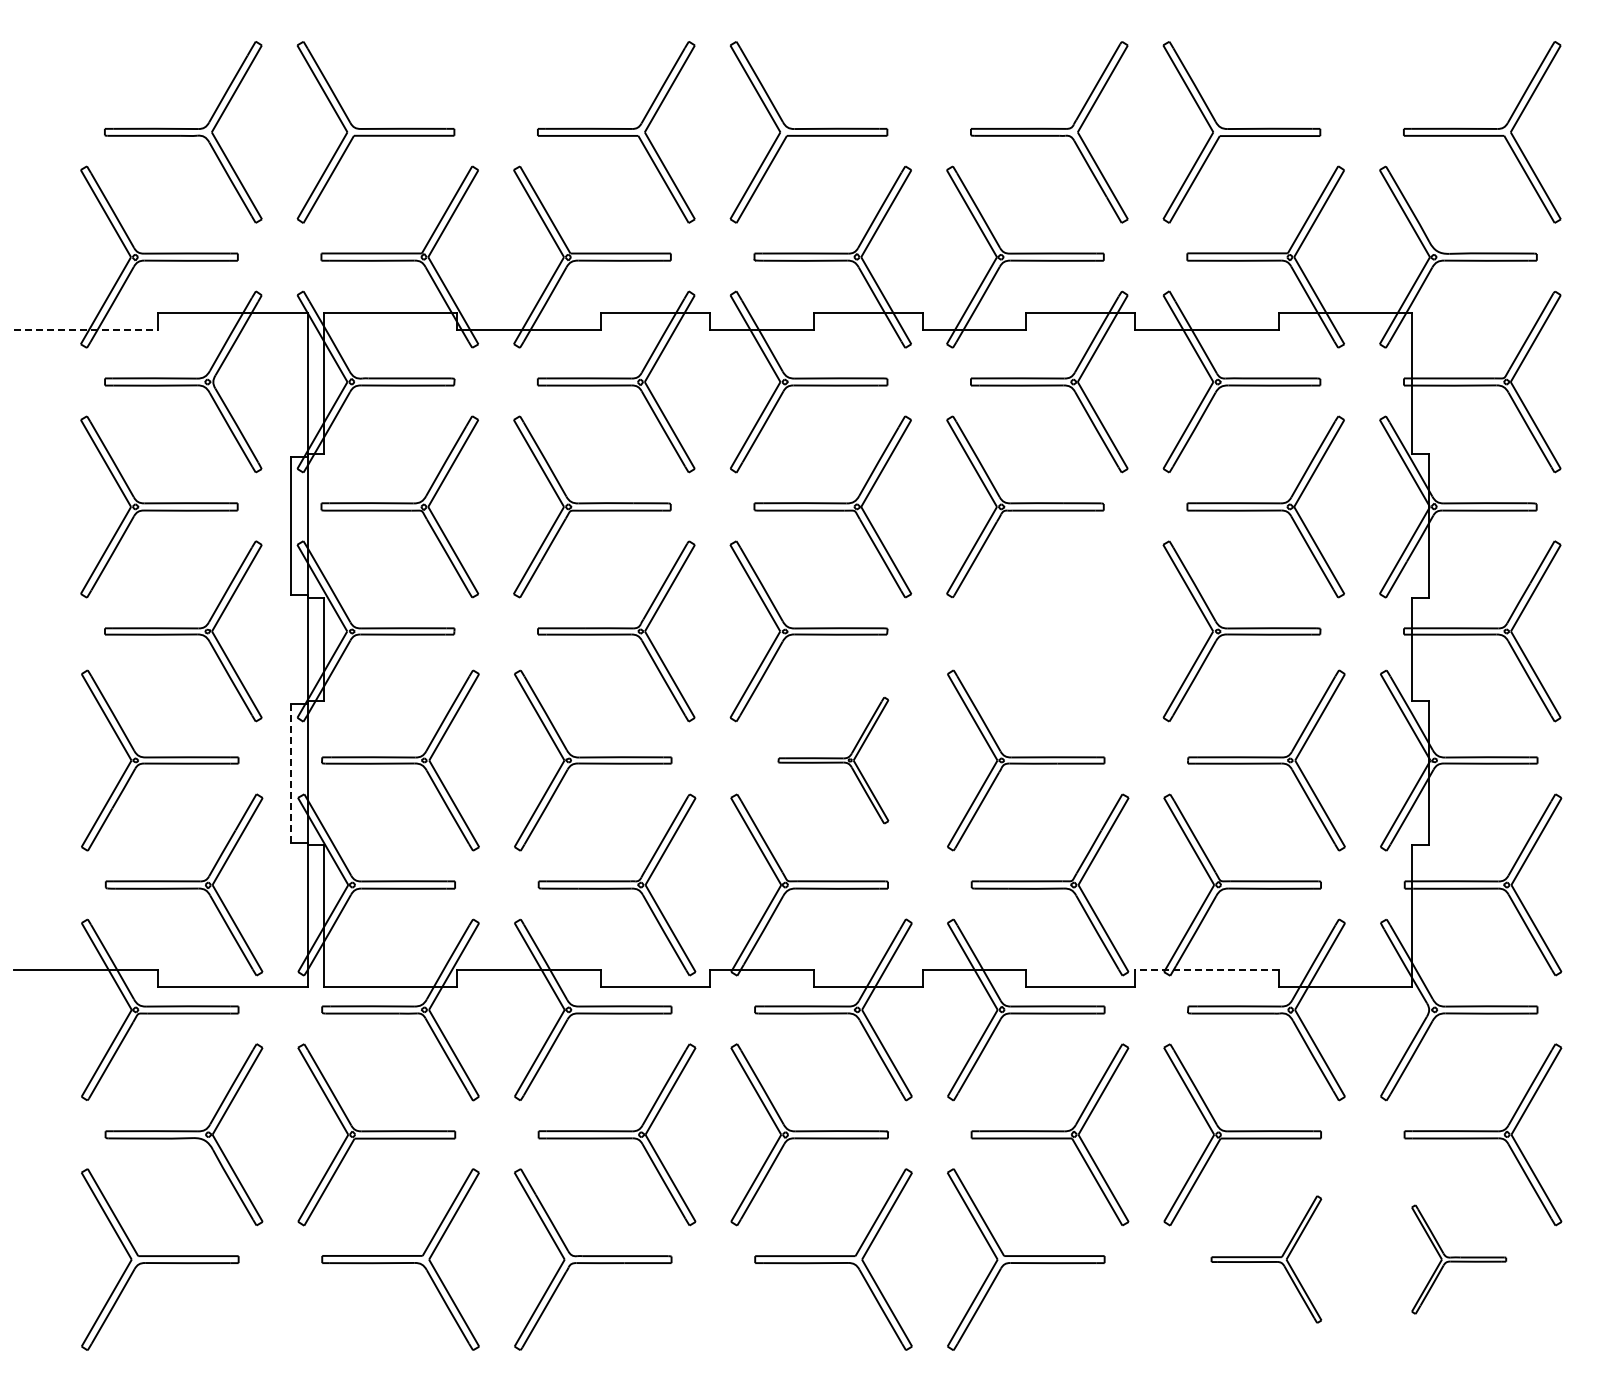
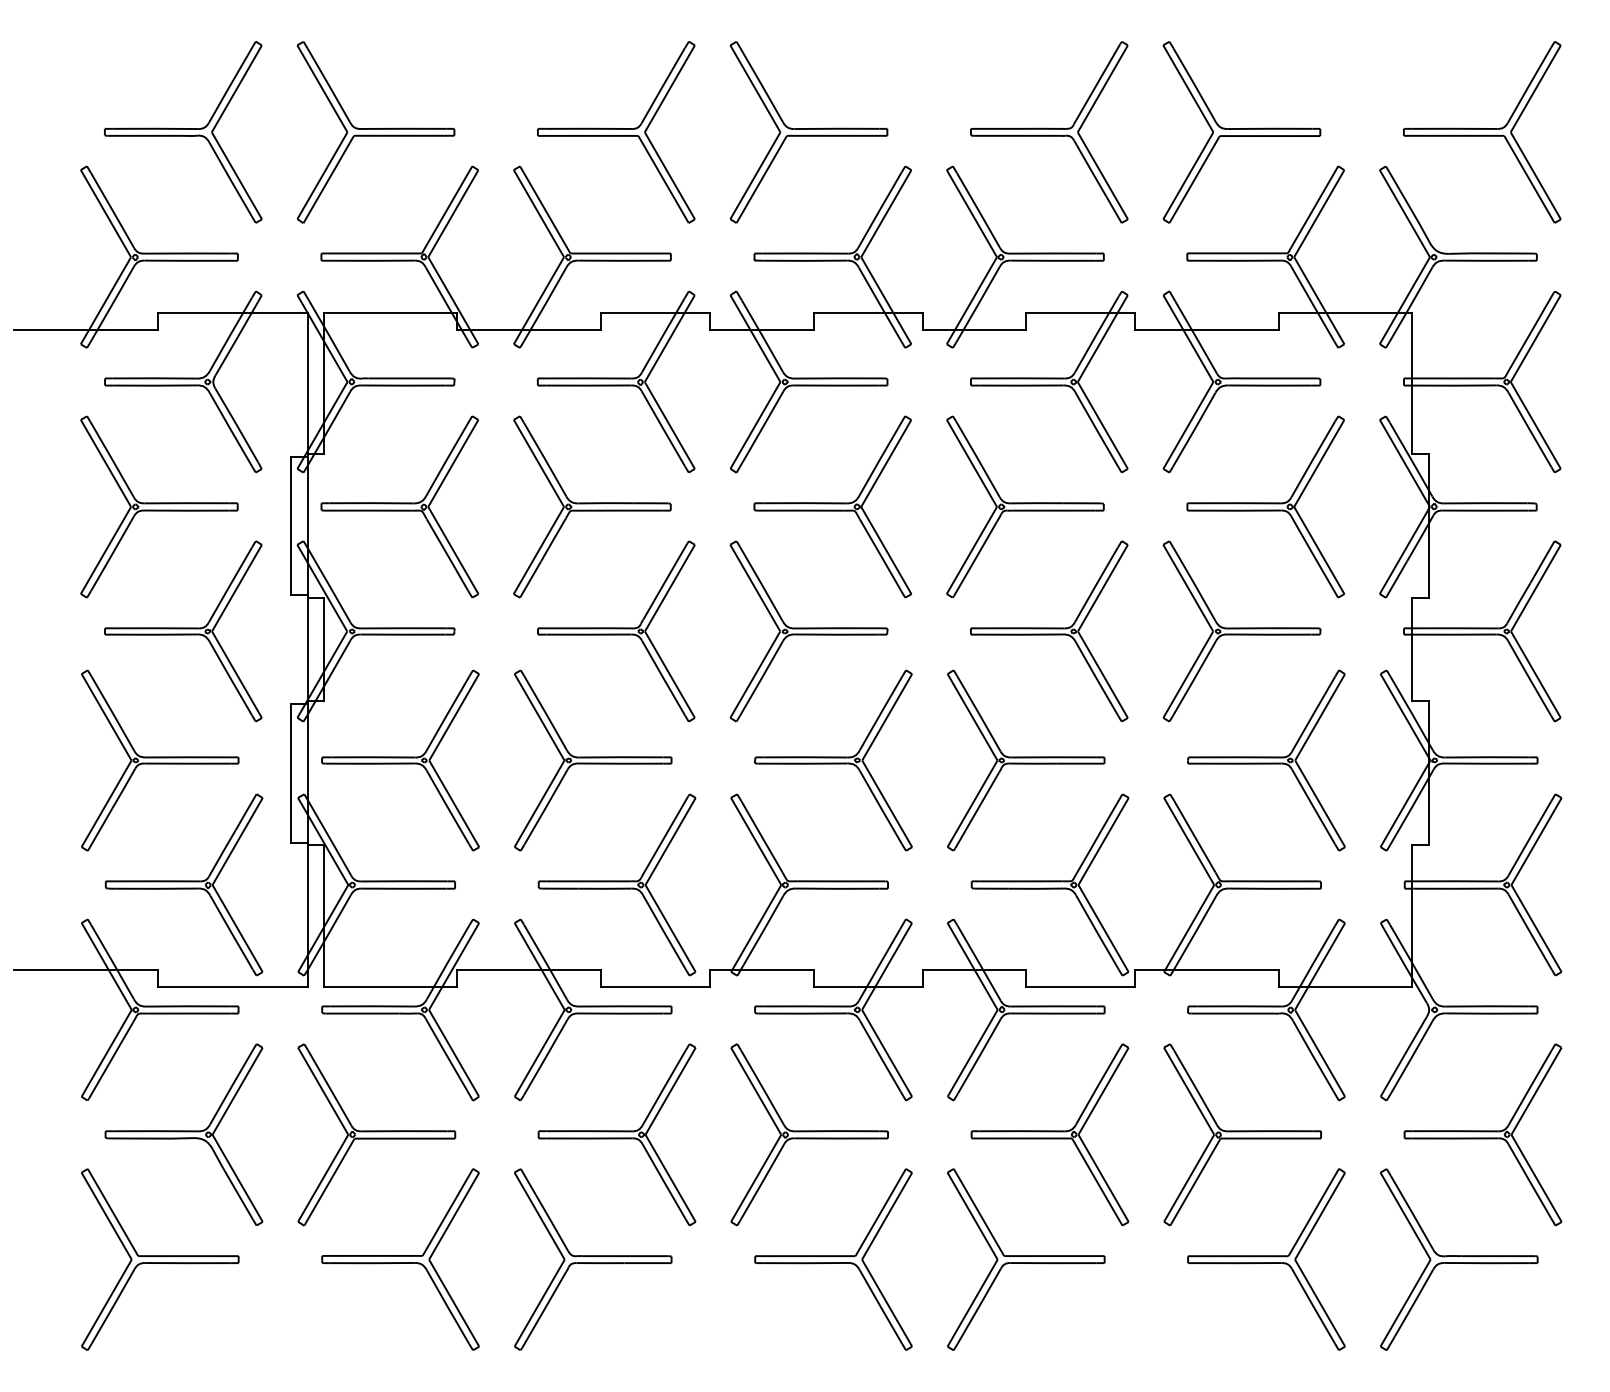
line: dashed -> solid (86, 329)
part: none -> present (1049, 631)
part size: 113x129 px -> 159x183 px (833, 760)
line: dashed -> solid (290, 773)
line: dashed -> solid (1206, 969)
part size: 113x129 px -> 159x183 px (1266, 1259)
part size: 97x111 px -> 160x183 px (1458, 1259)
